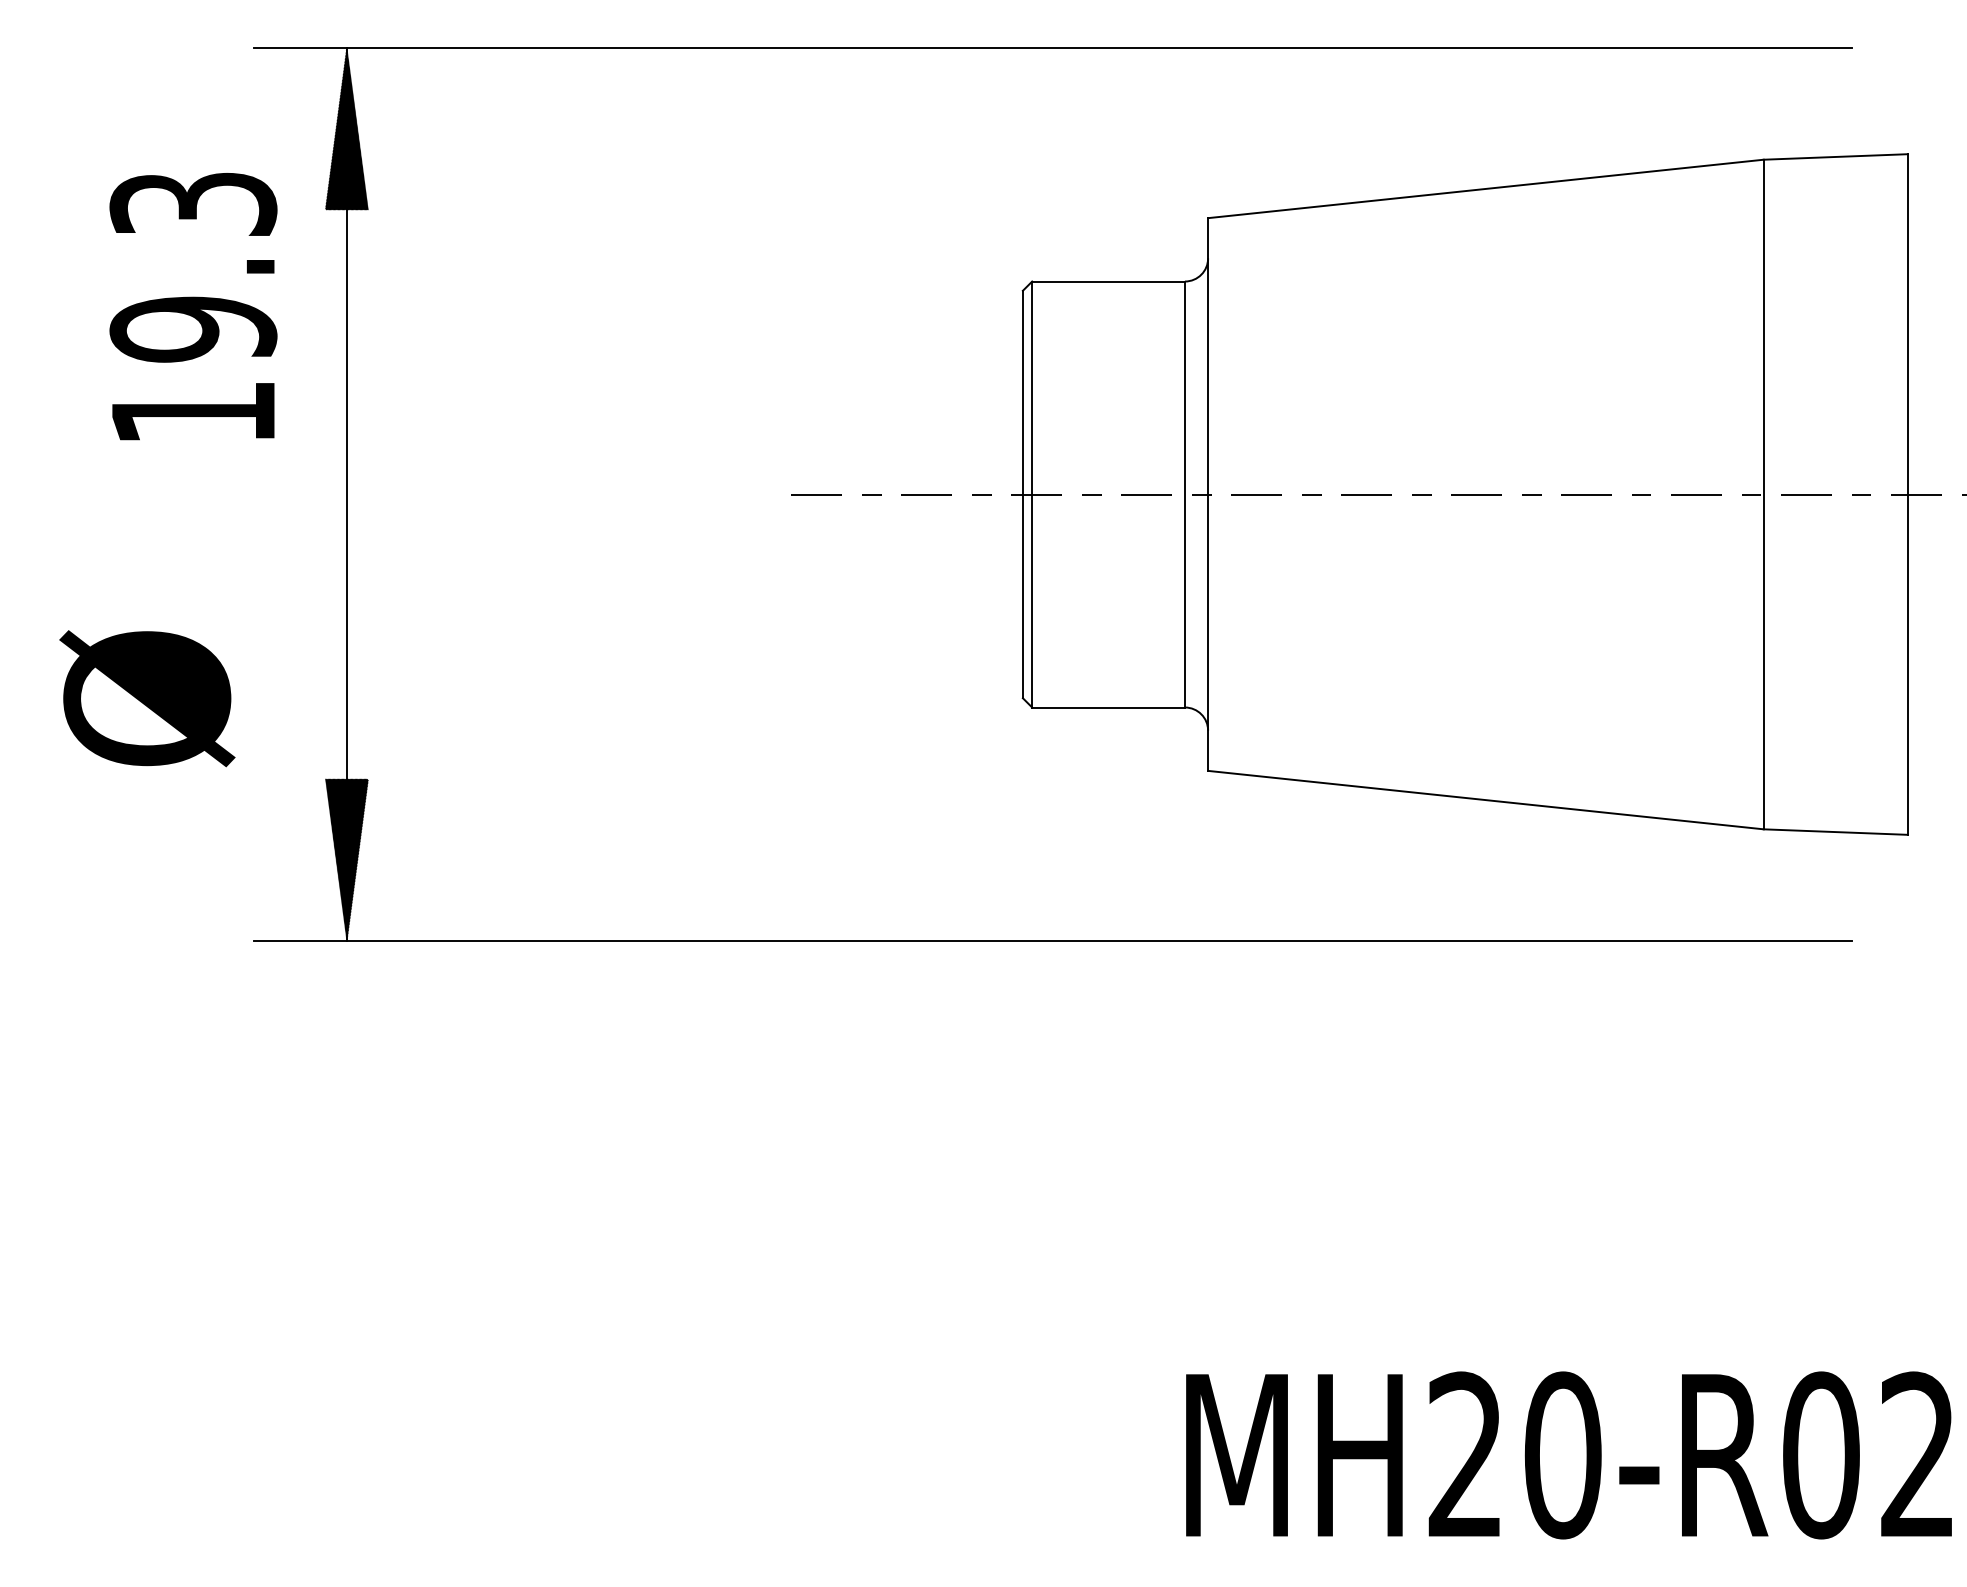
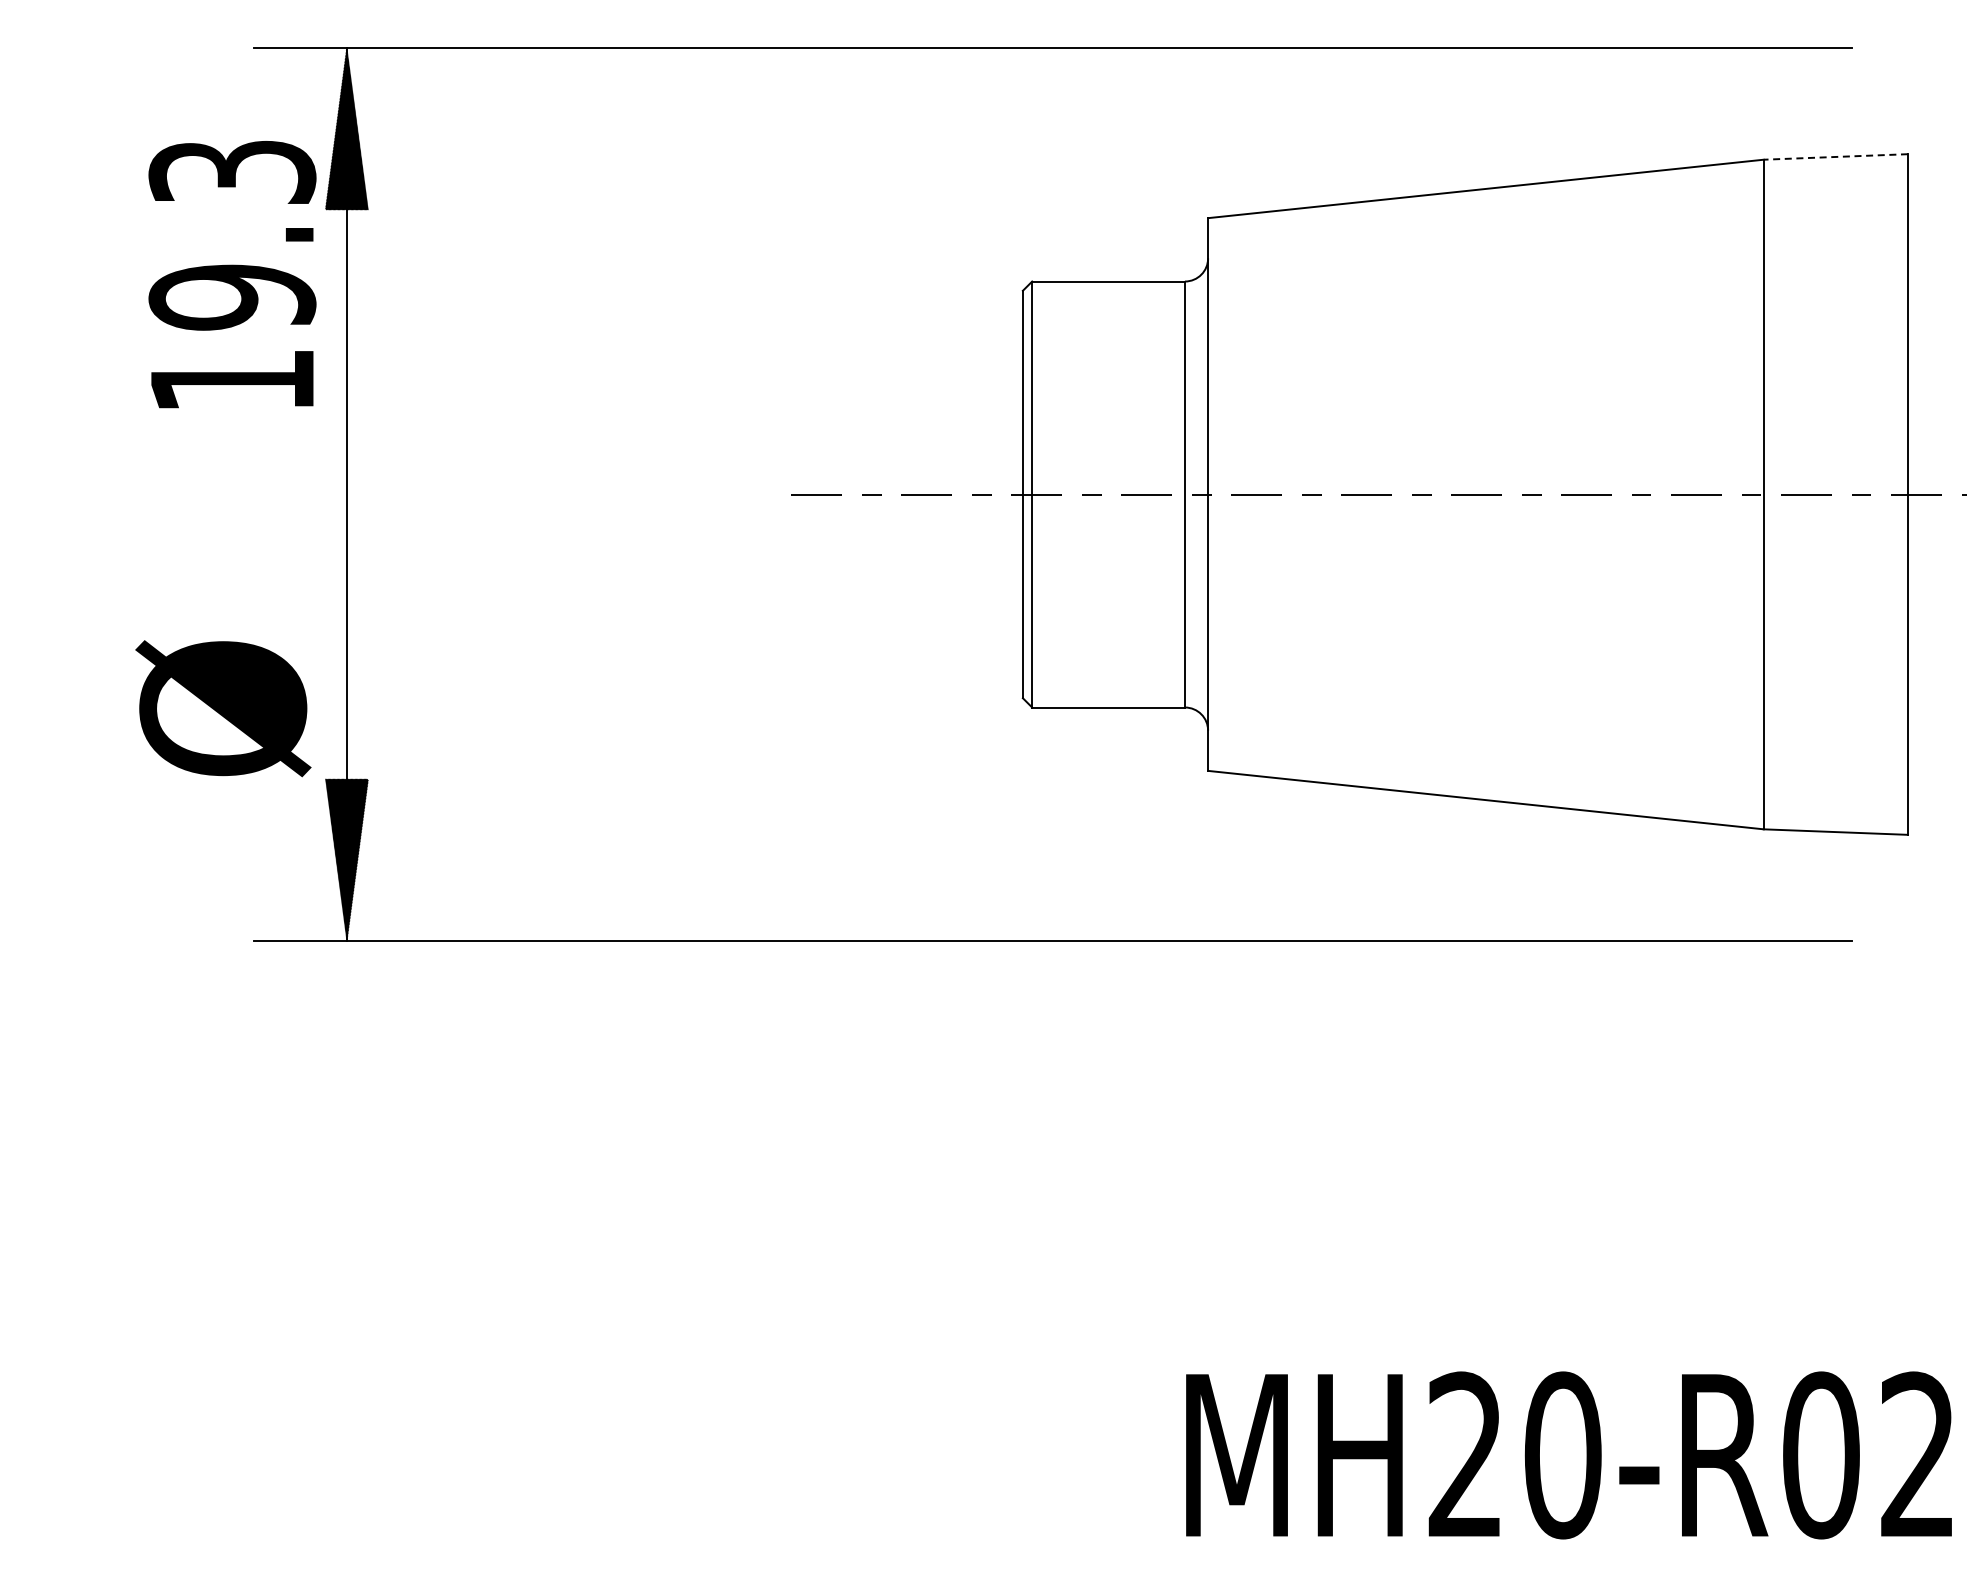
line: solid -> dashed (1835, 156)
text position: (193, 306) -> (232, 274) (232, 274)
text position: (147, 698) -> (223, 708) (223, 708)
